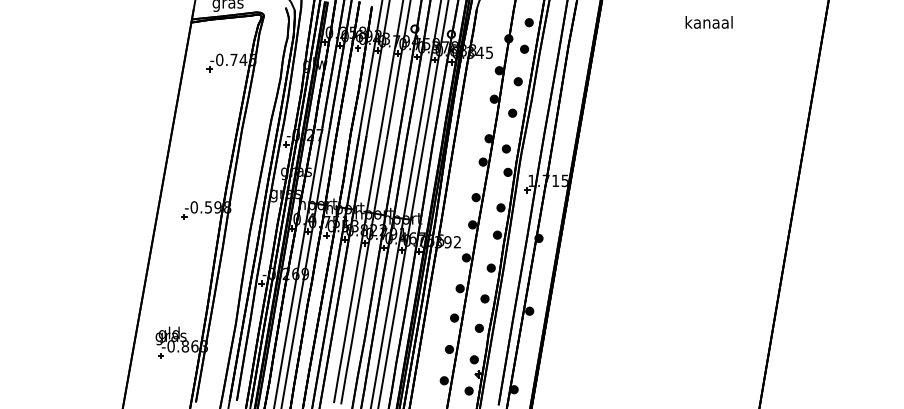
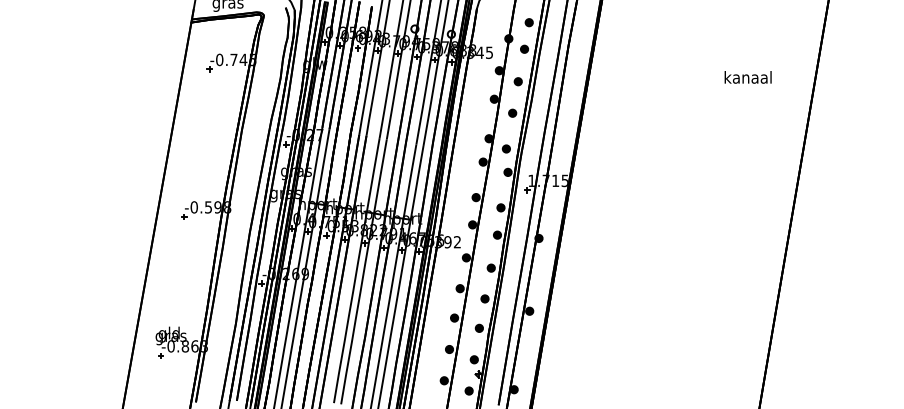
text position: (708, 22) -> (747, 77) (747, 77)
